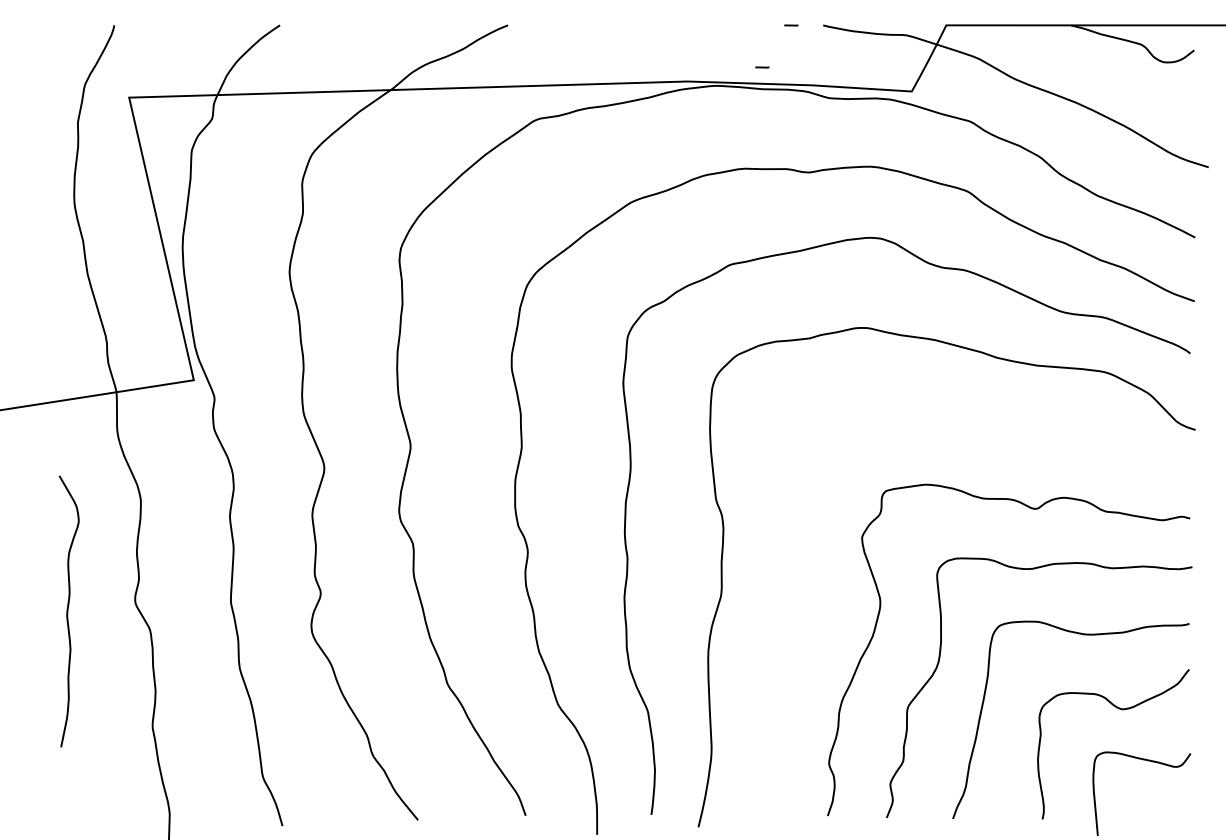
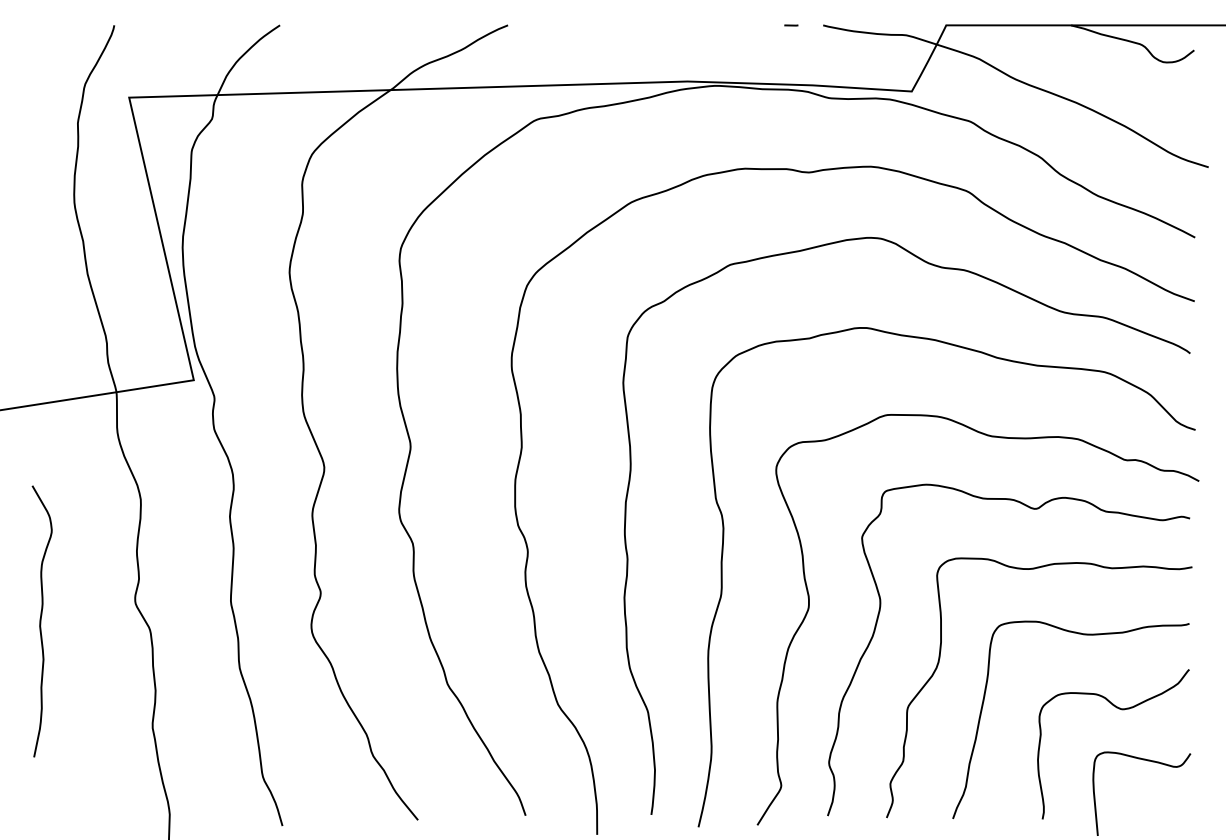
line: present -> none (762, 67)
curve: none -> present (809, 609)
curve position: (68, 611) -> (41, 621) (41, 621)
